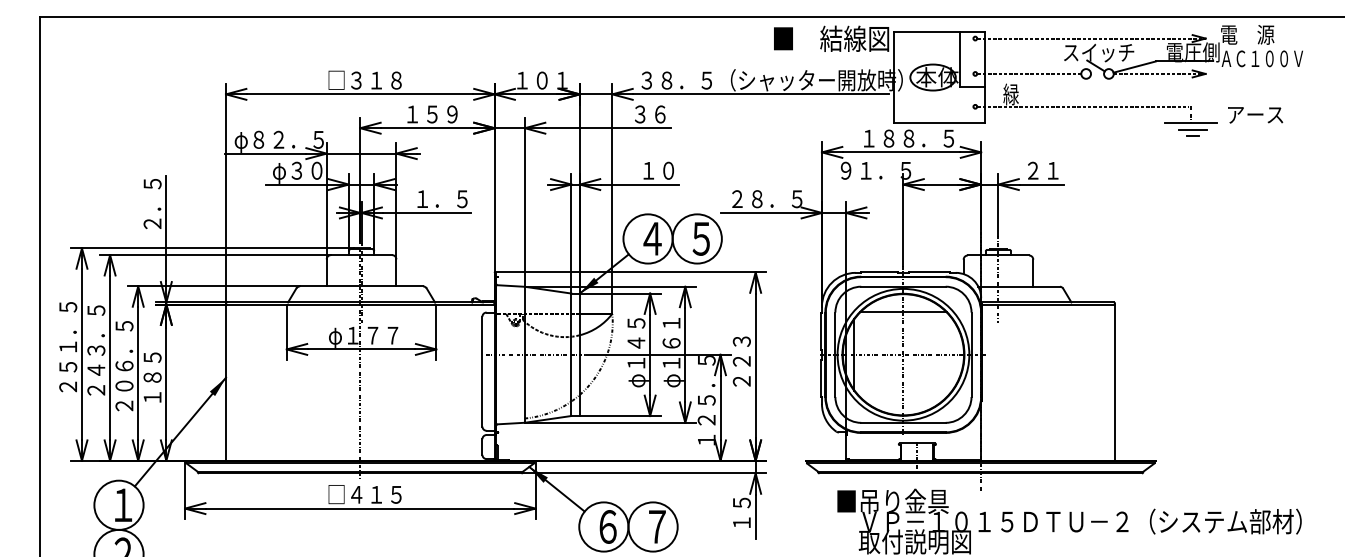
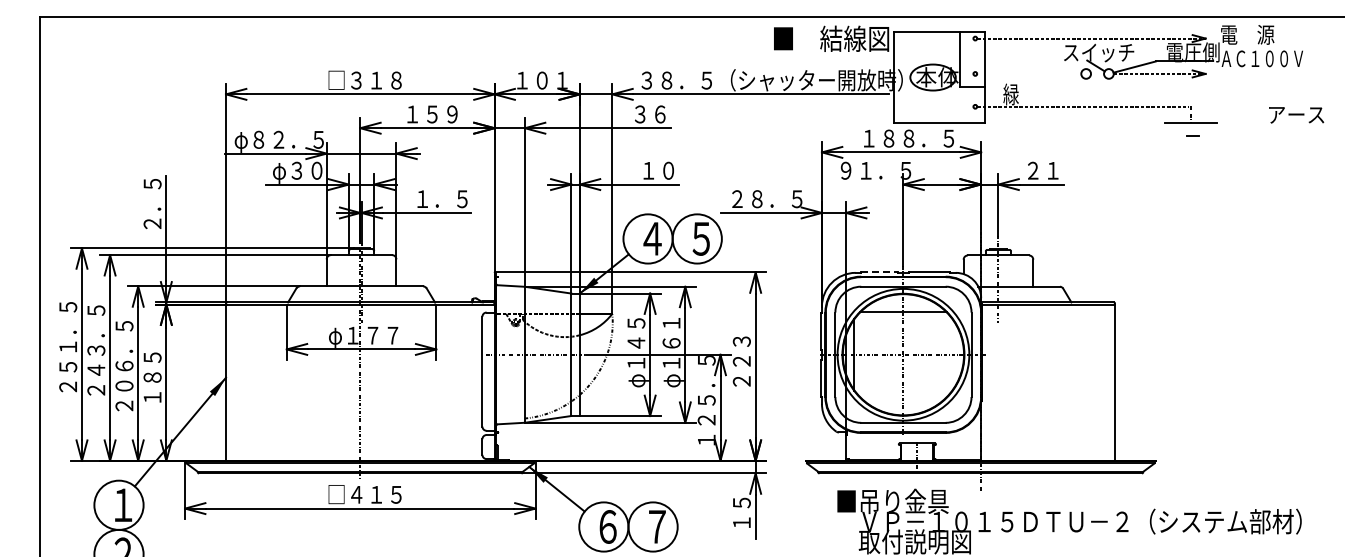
line: present -> none (1029, 73)
text position: (1255, 115) -> (1296, 115) (1296, 115)
line: present -> none (1193, 129)
line: solid -> dashed (879, 272)
